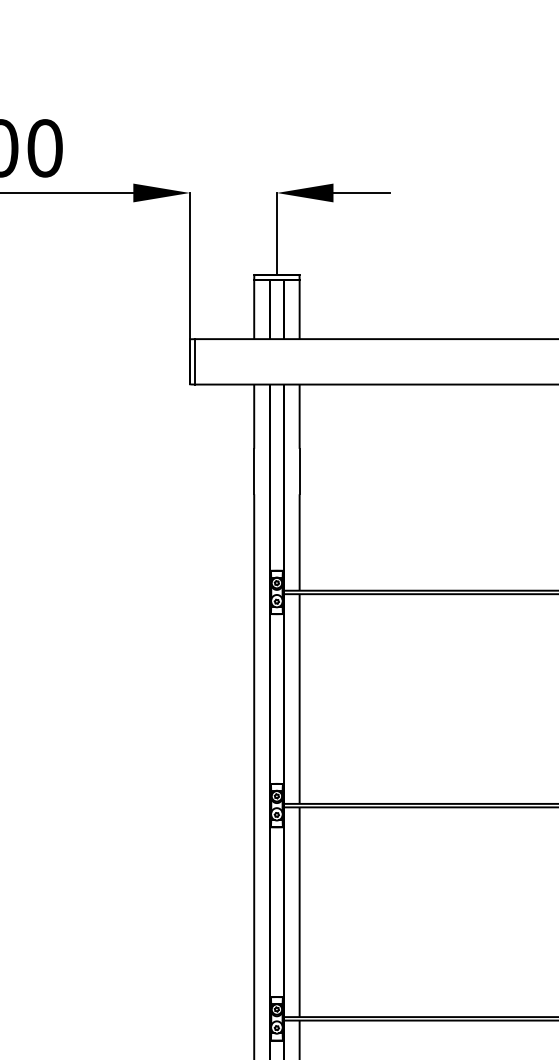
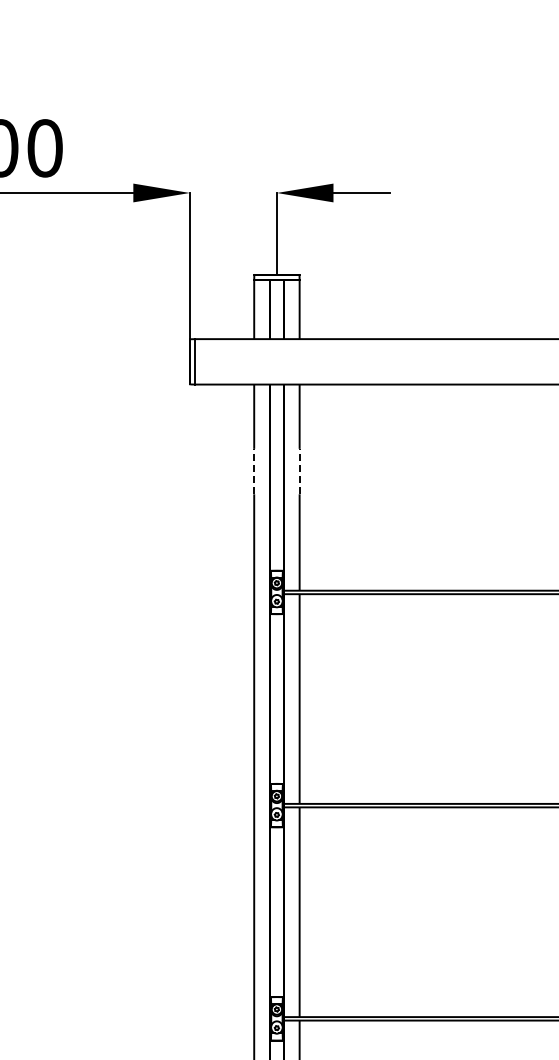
line: solid -> dashed (254, 471)
line: solid -> dashed (299, 471)
